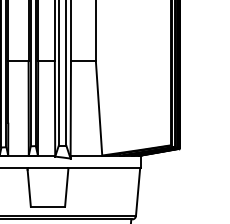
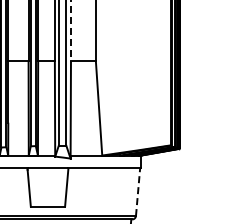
line: solid -> dashed (70, 31)
line: solid -> dashed (138, 192)
